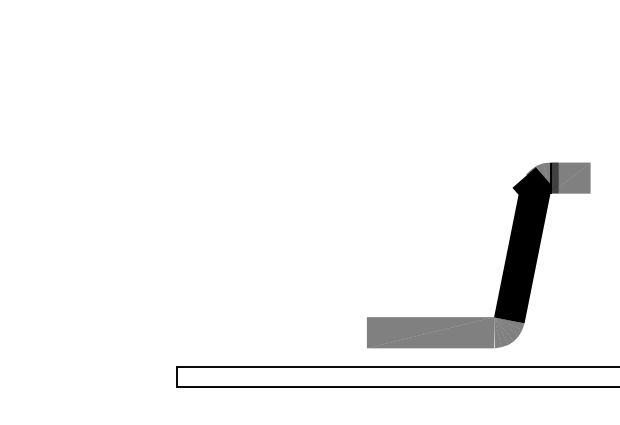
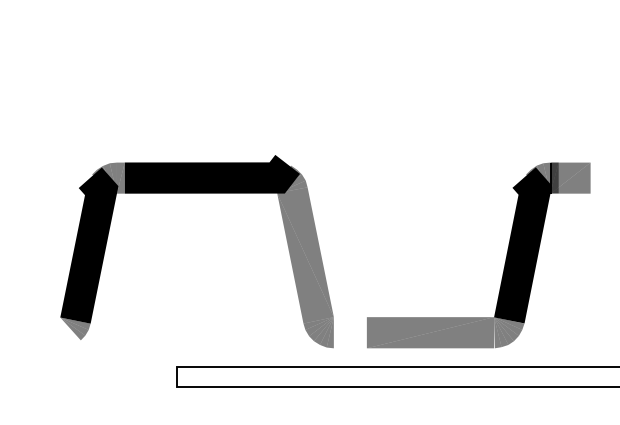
part: none -> present (196, 193)
